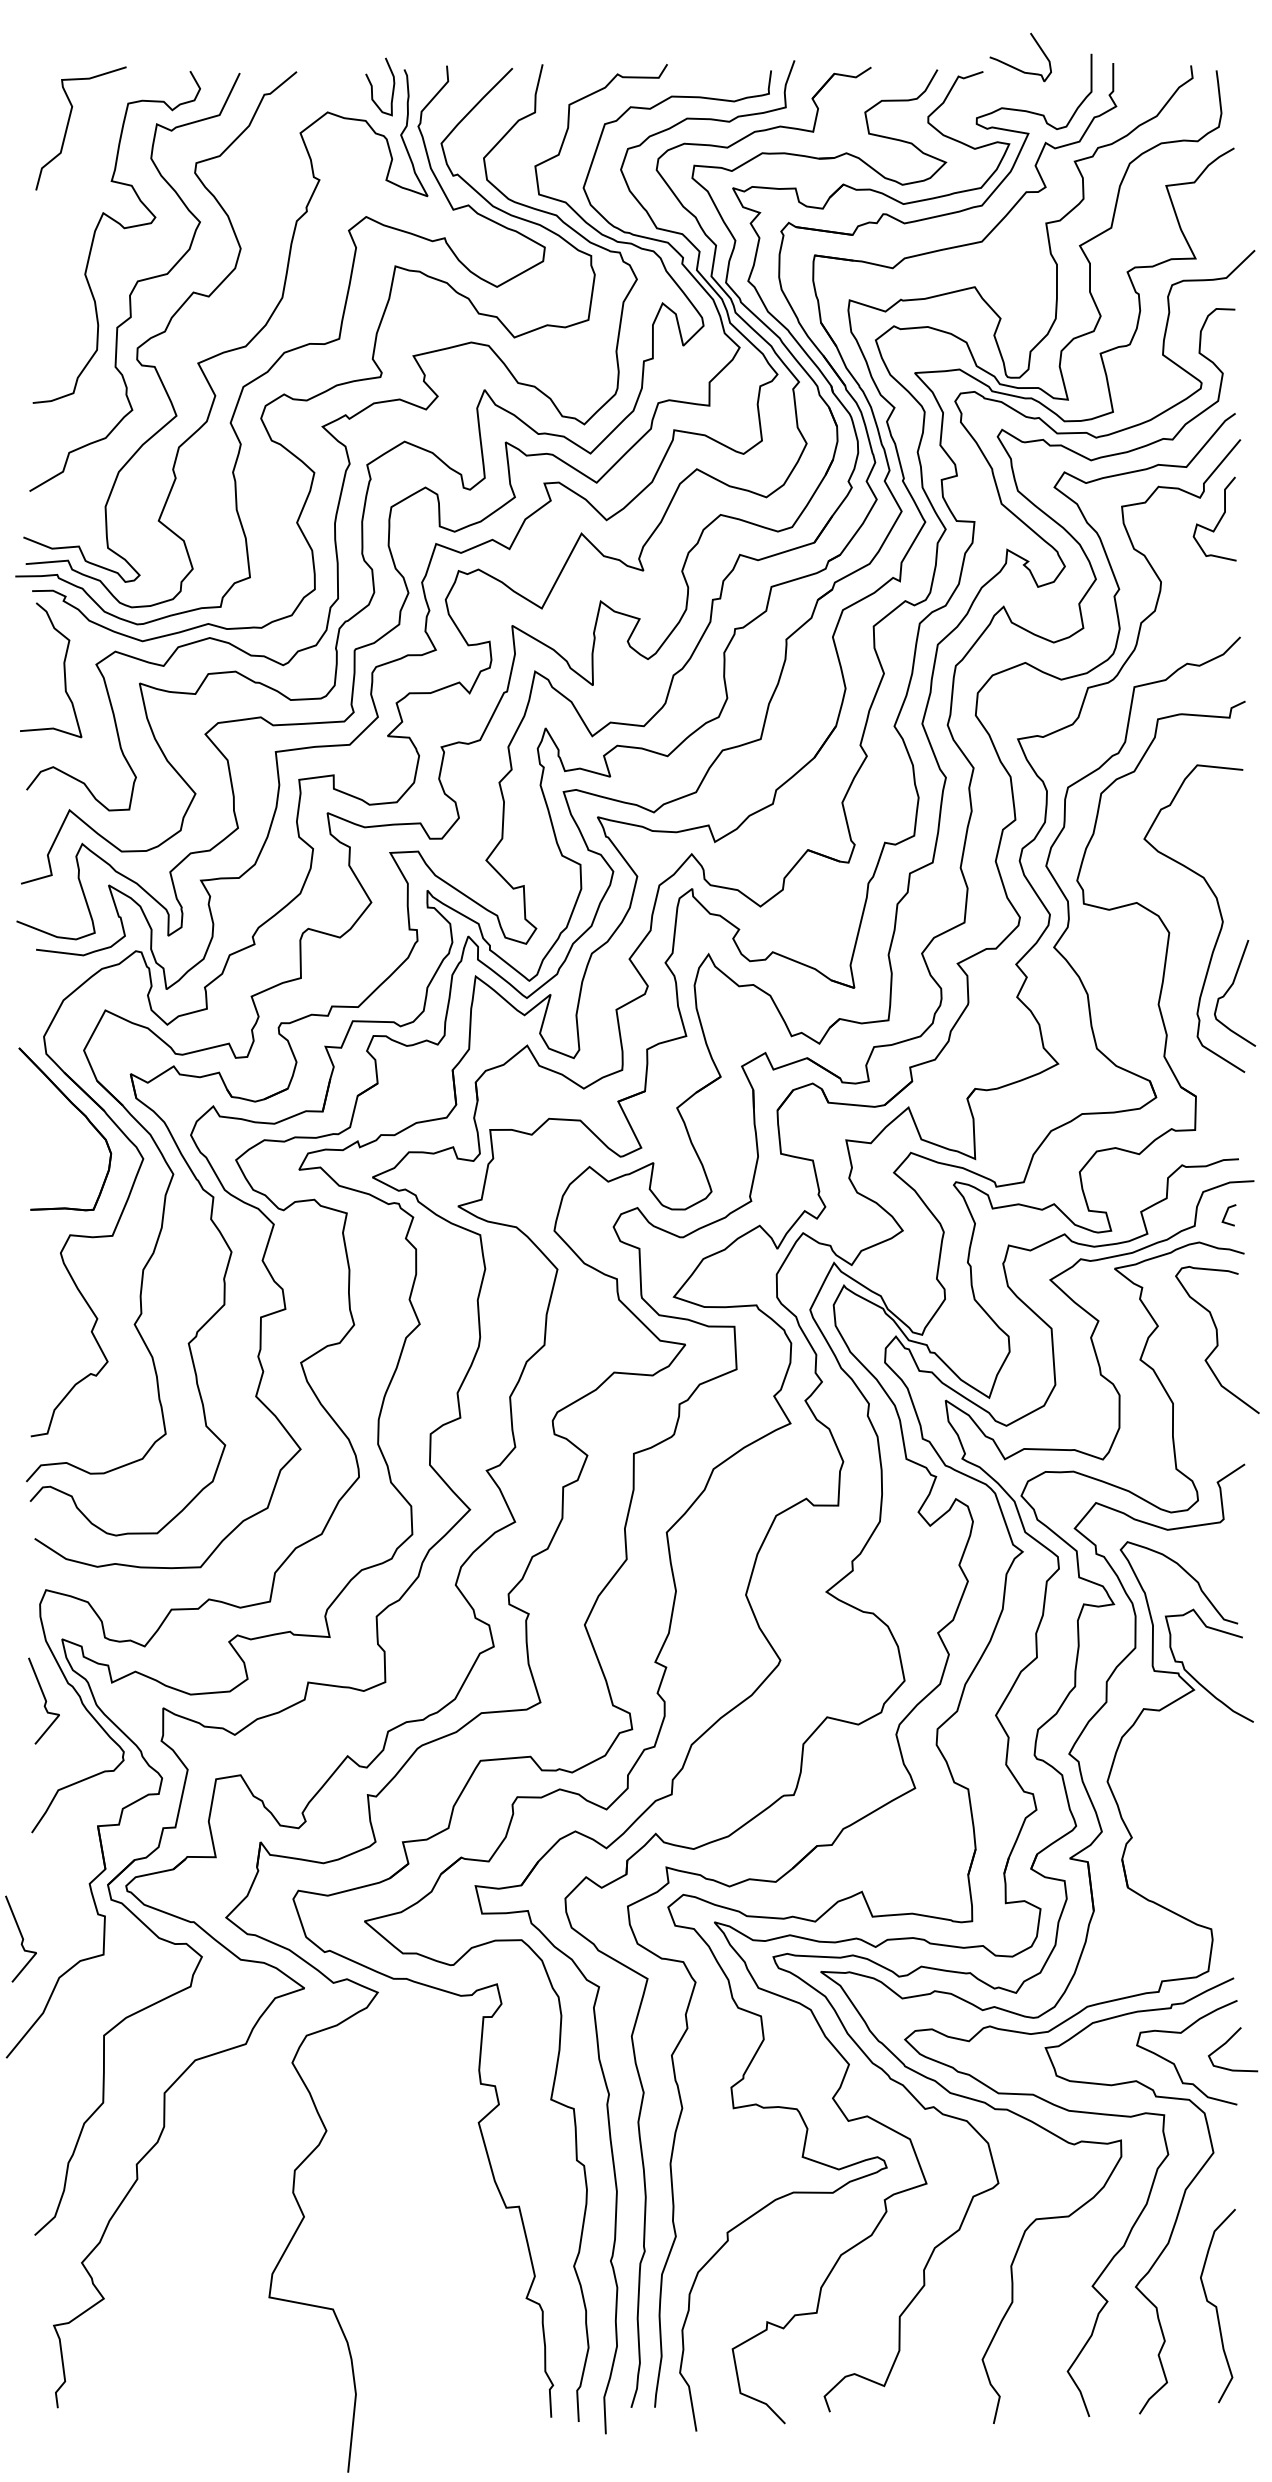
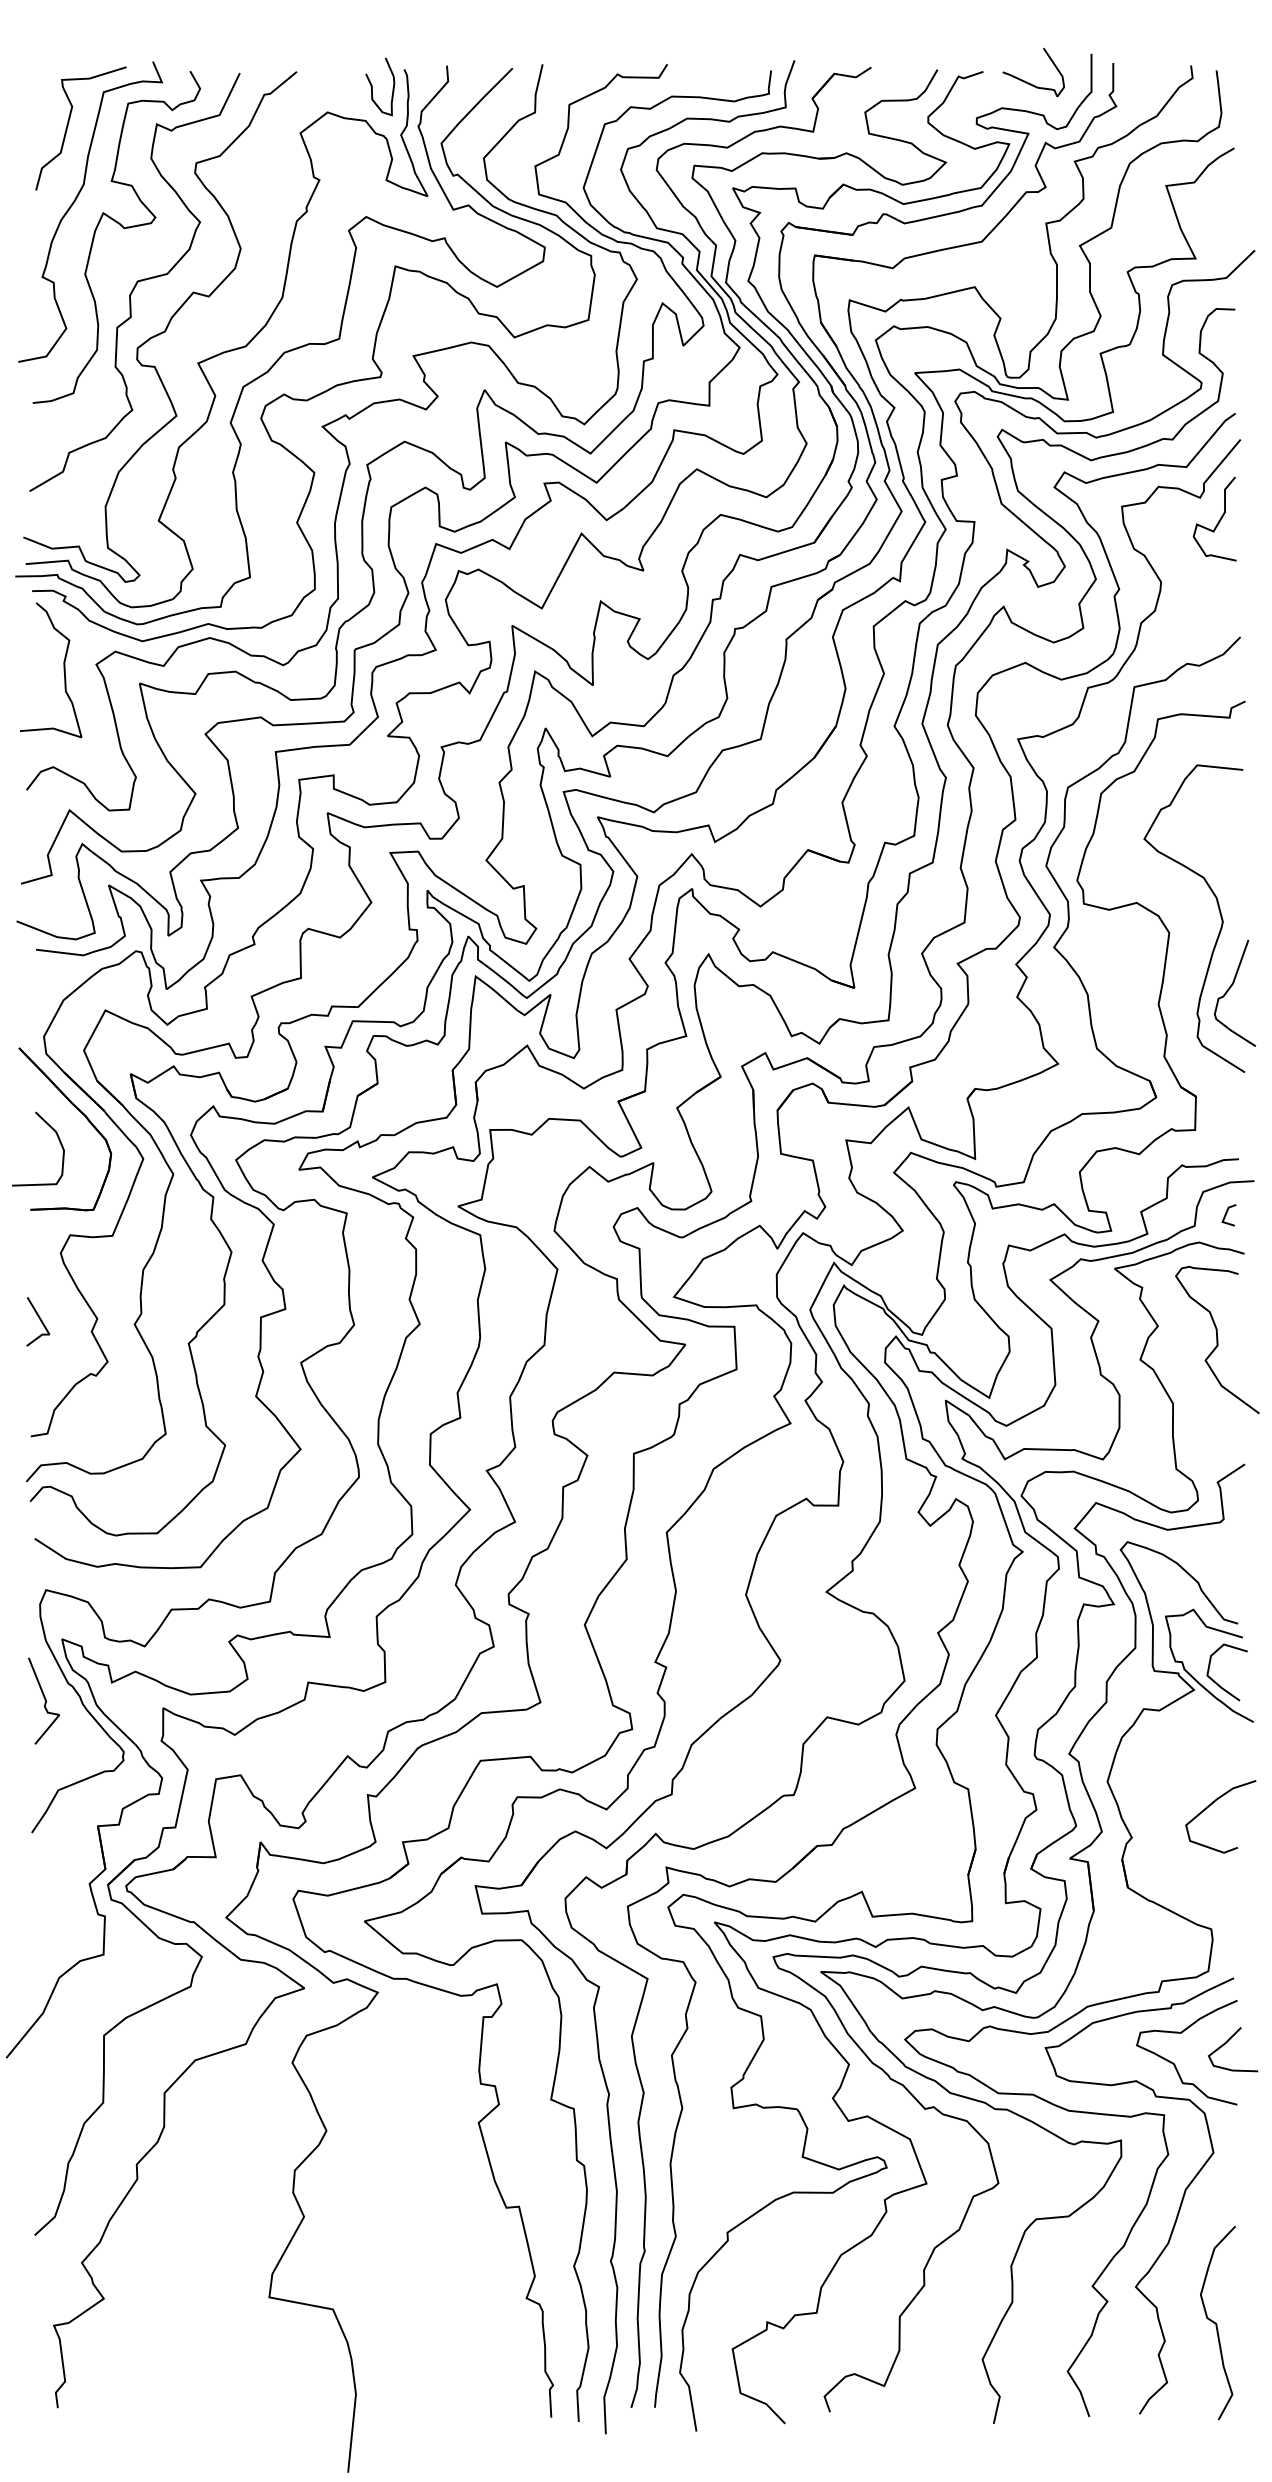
curve position: (1016, 67) -> (1029, 82) (1029, 82)
curve: none -> present (74, 203)
curve: none -> present (58, 1140)
line: none -> present (40, 1321)
curve: none -> present (1218, 1683)
curve: none -> present (1211, 1805)
curve: present -> none (21, 1938)
curve position: (1216, 2305) -> (1216, 2322) (1216, 2322)
